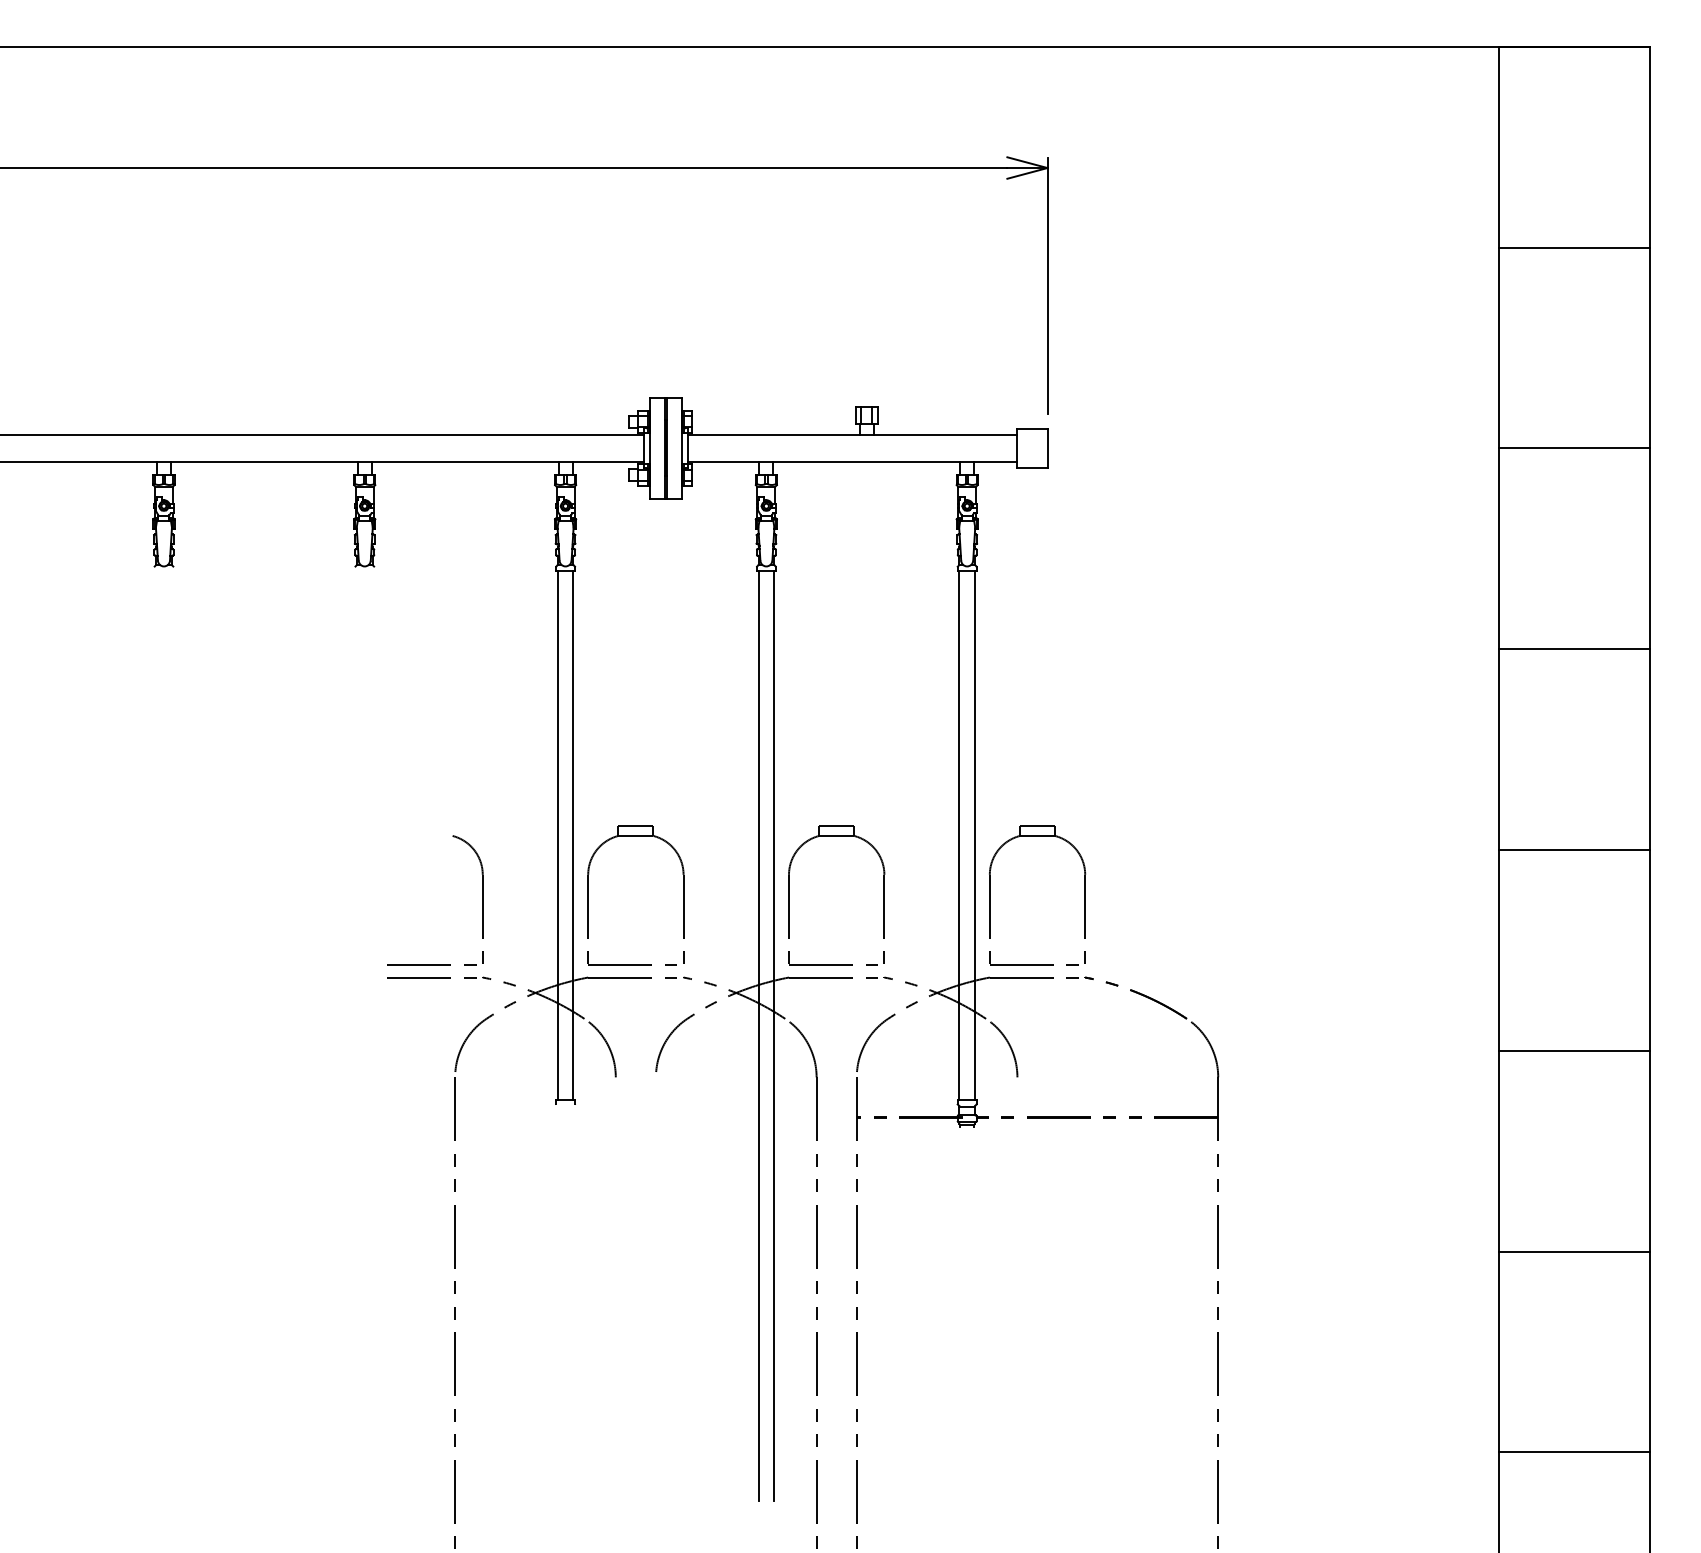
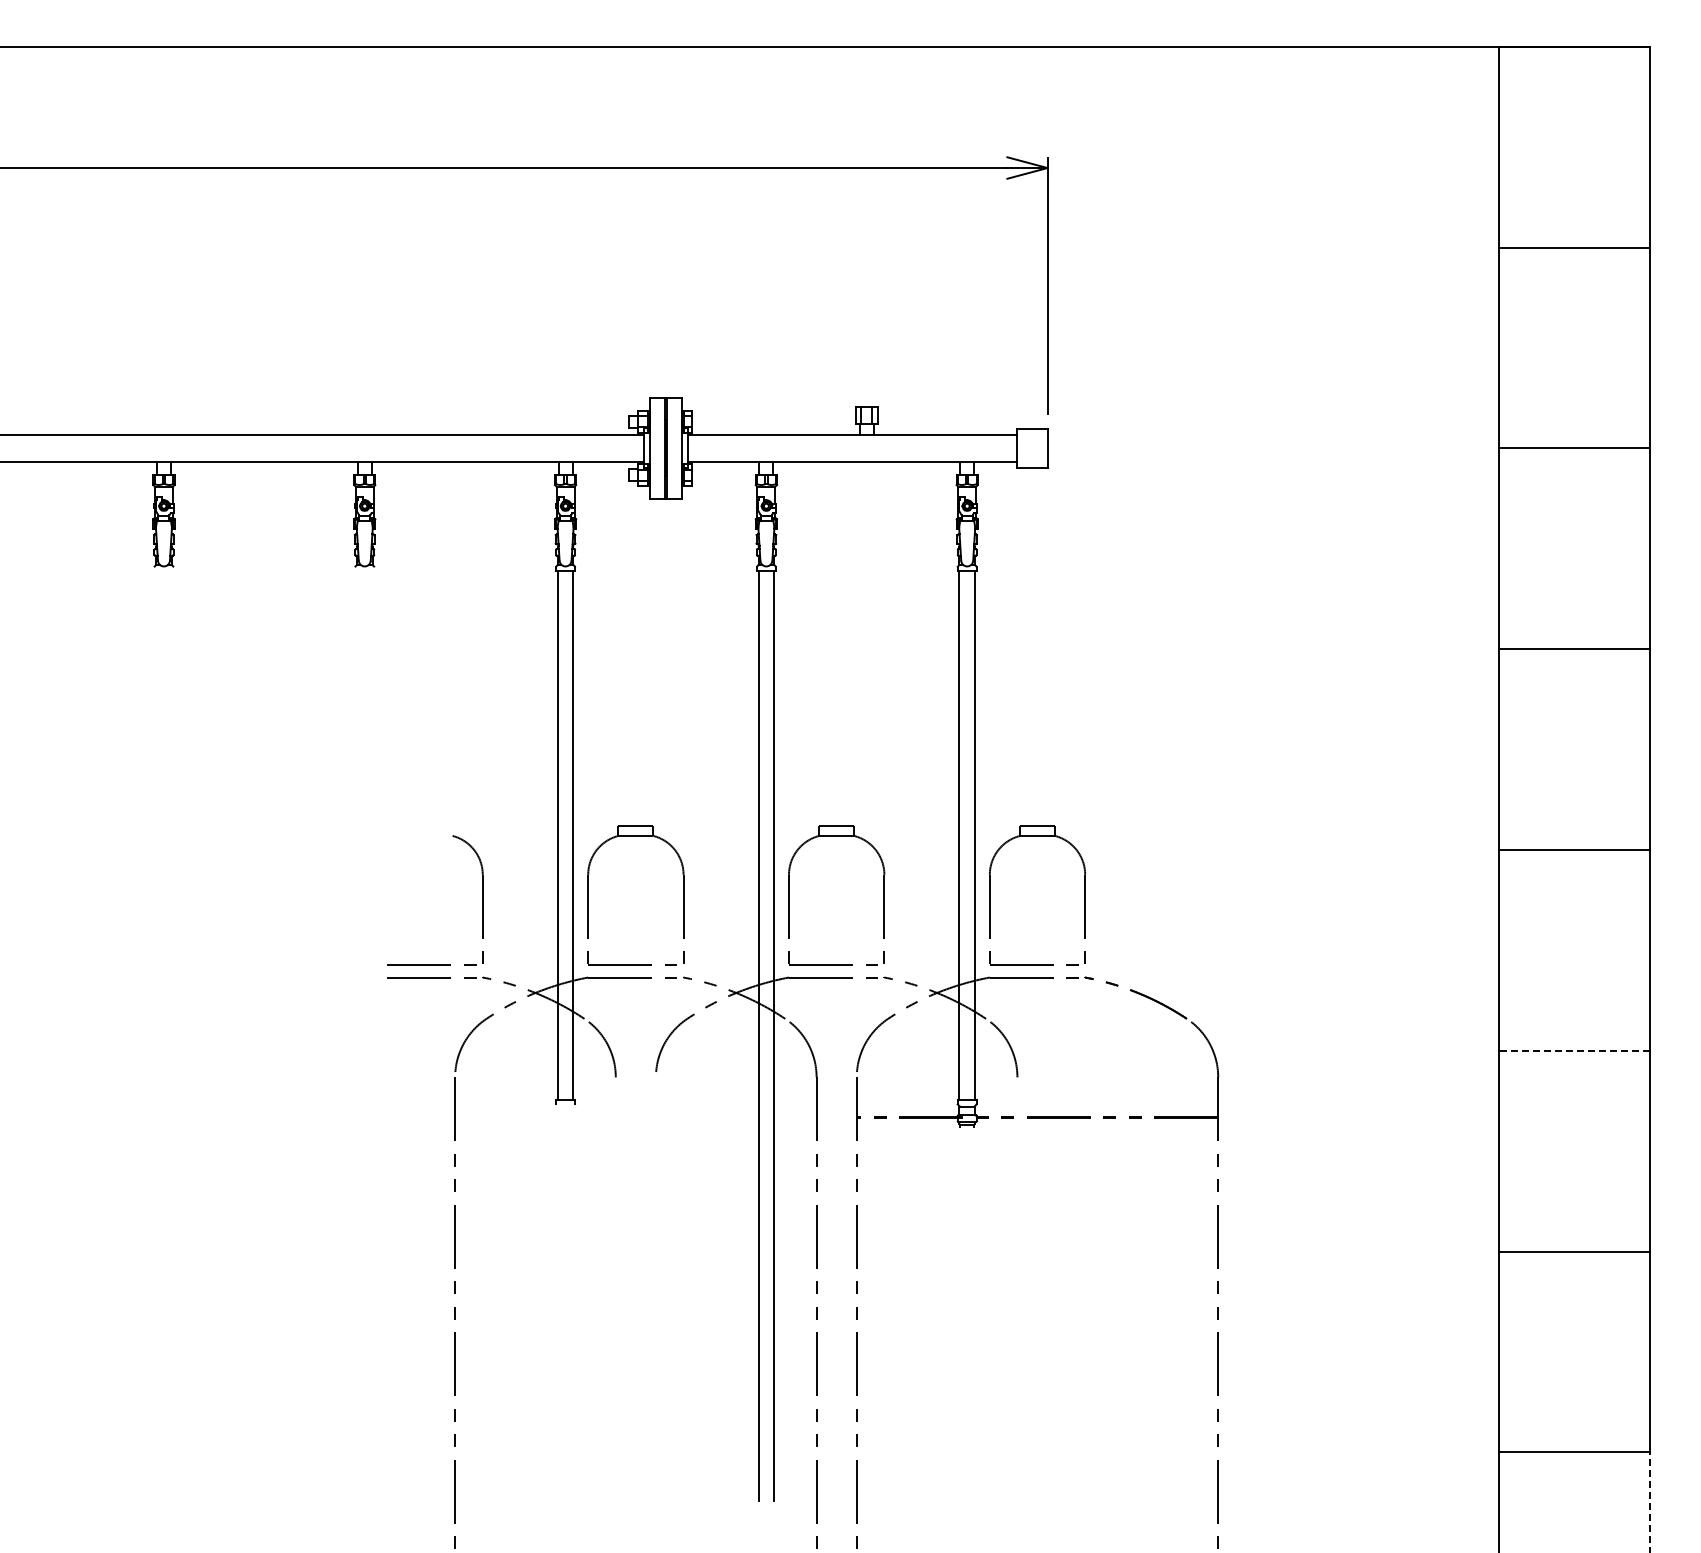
line: solid -> dashed (1574, 1050)
line: solid -> dashed (1649, 1502)
